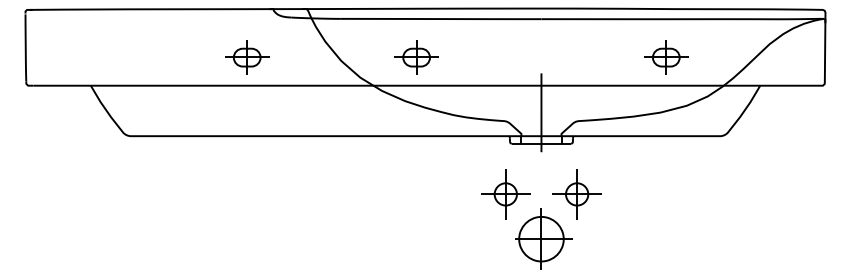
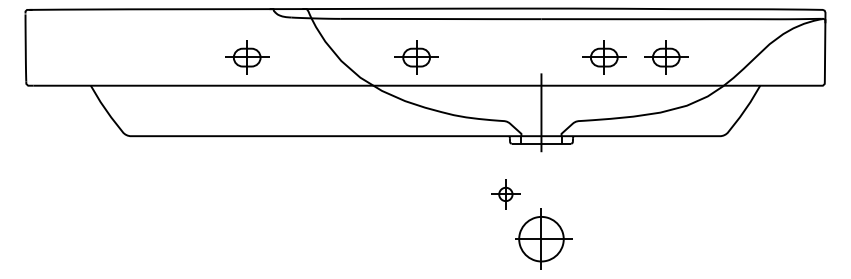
part: none -> present (604, 57)
part size: 50x51 px -> 30x31 px (505, 194)
part: present -> none (576, 194)
